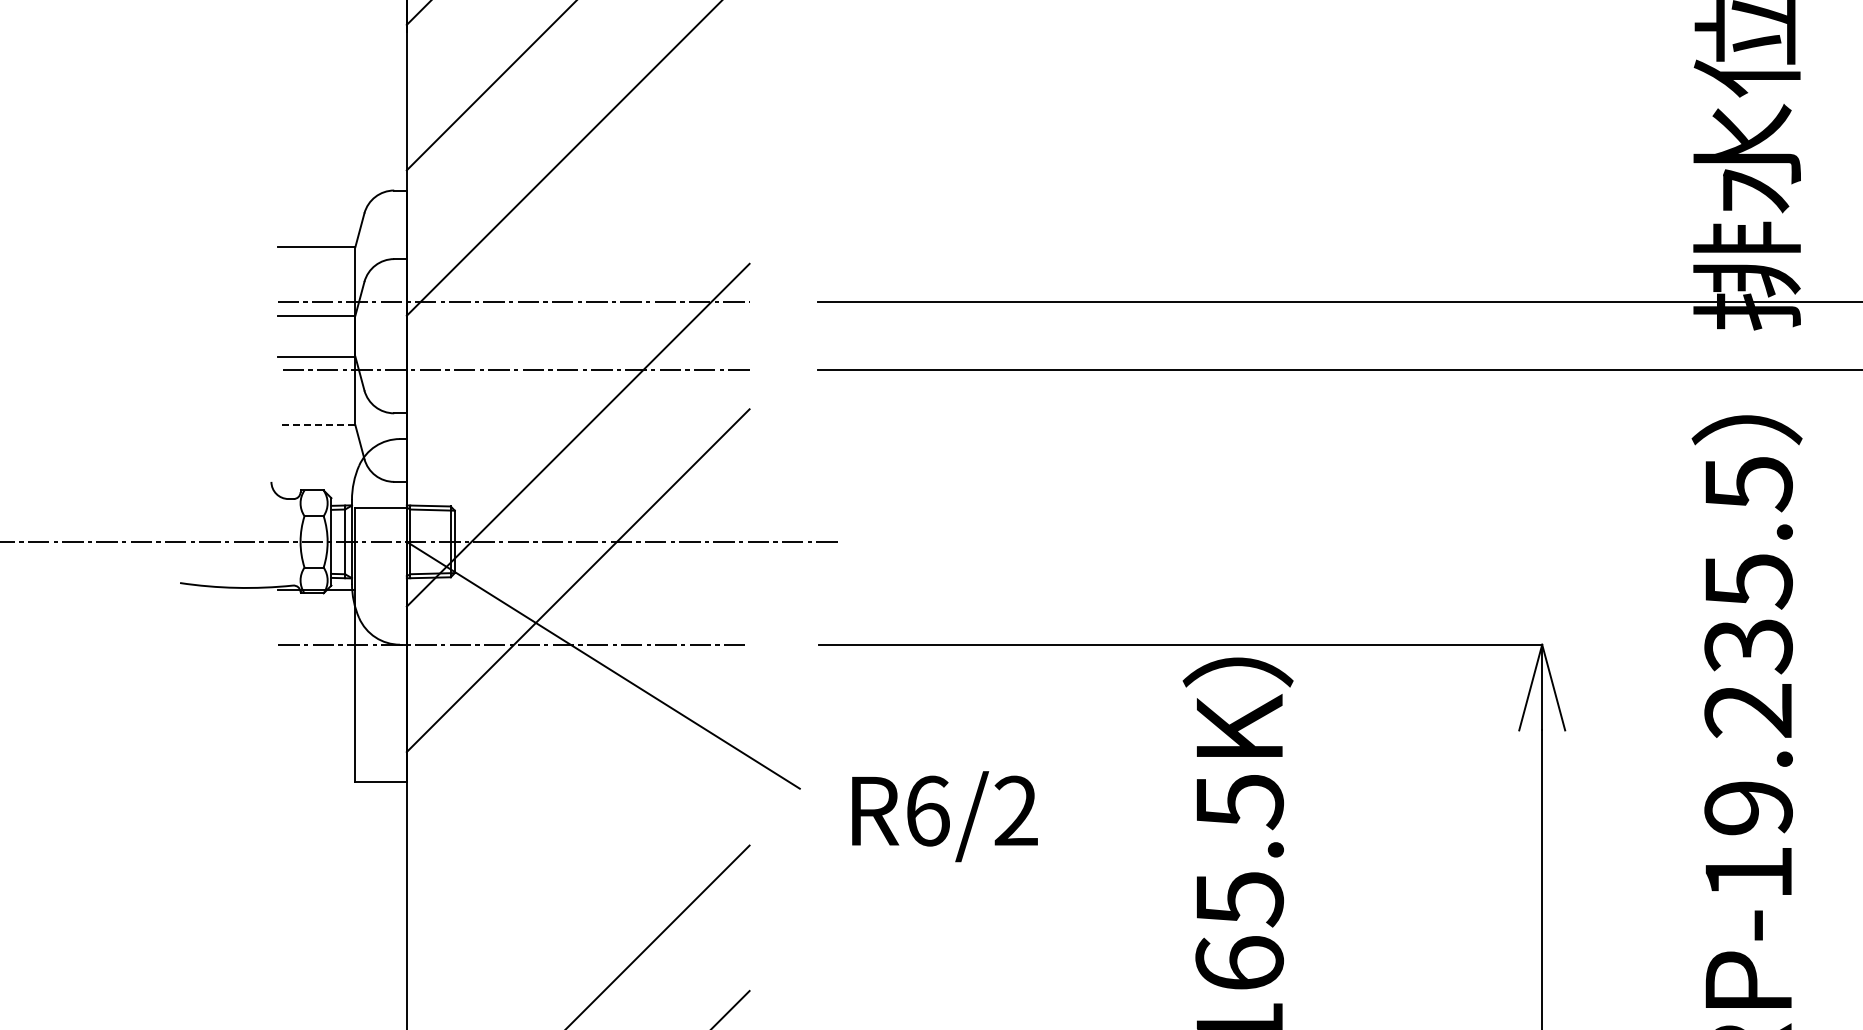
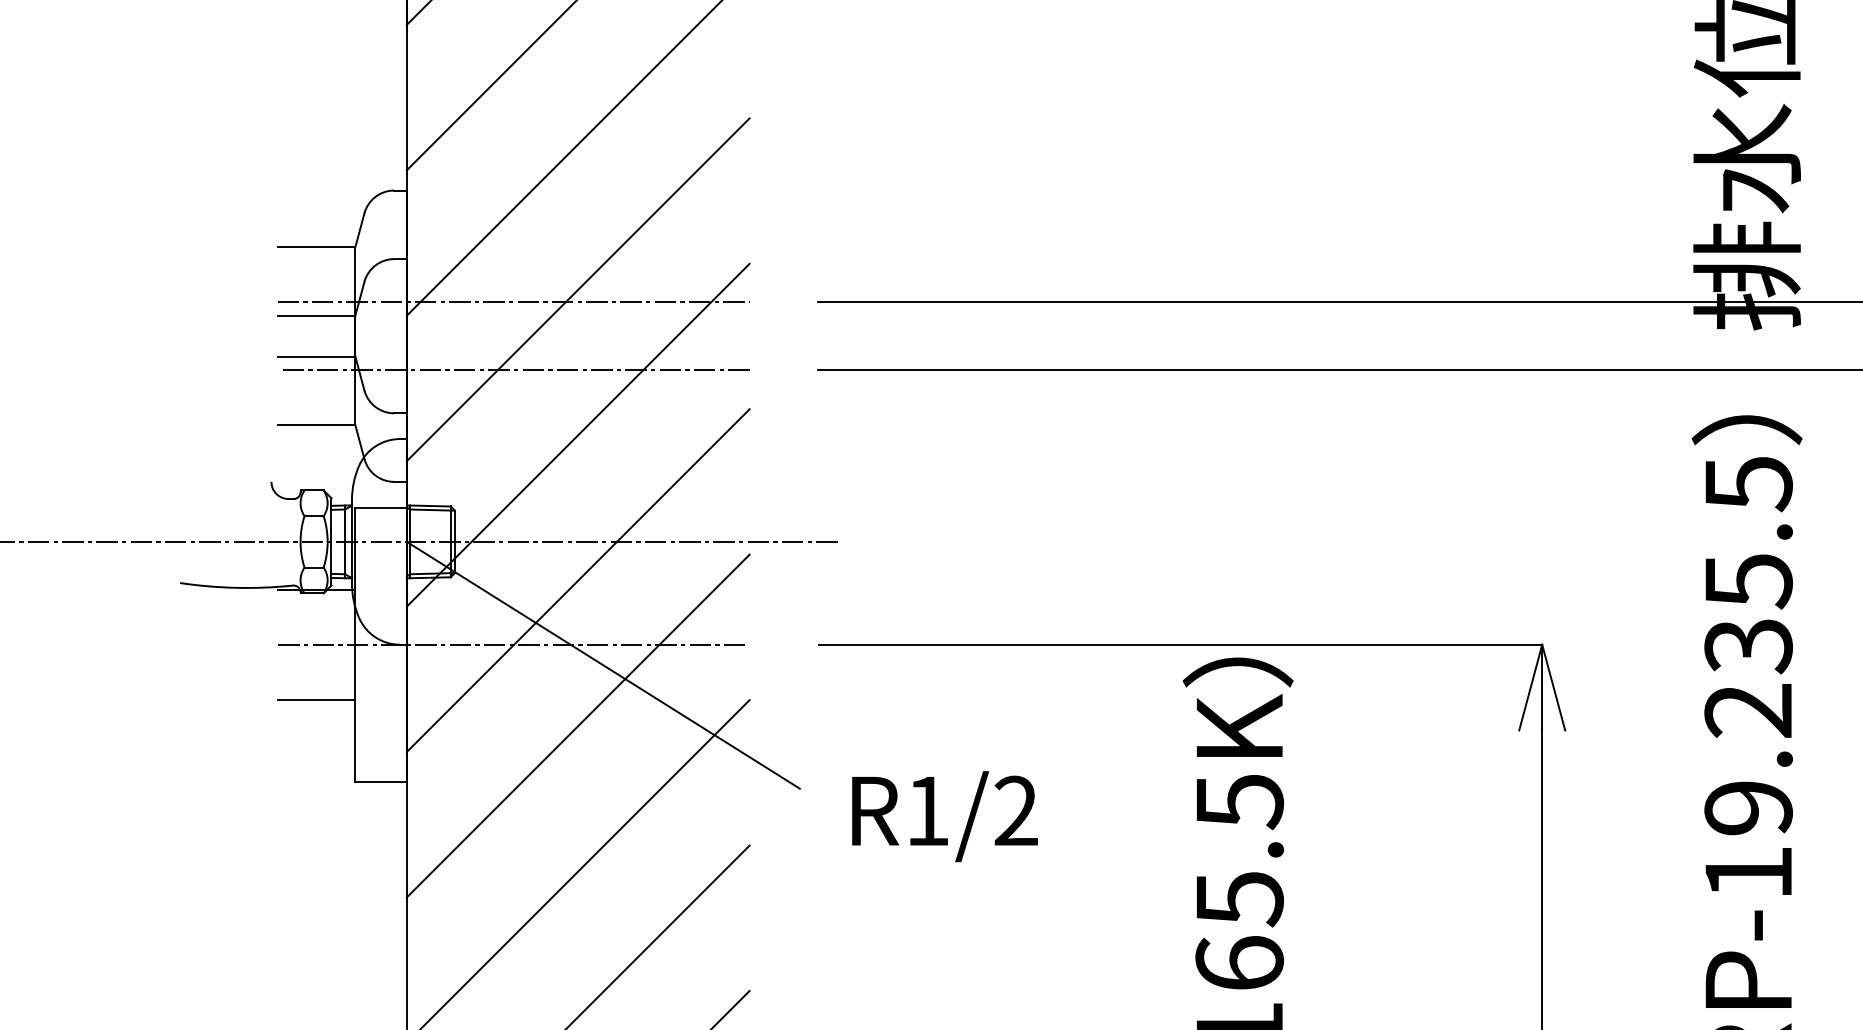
line: none -> present (577, 289)
line: dashed -> solid (316, 425)
line: none -> present (316, 699)
line: none -> present (577, 725)
text: R6/2 -> R1/2 (928, 810)
line: none -> present (586, 863)
